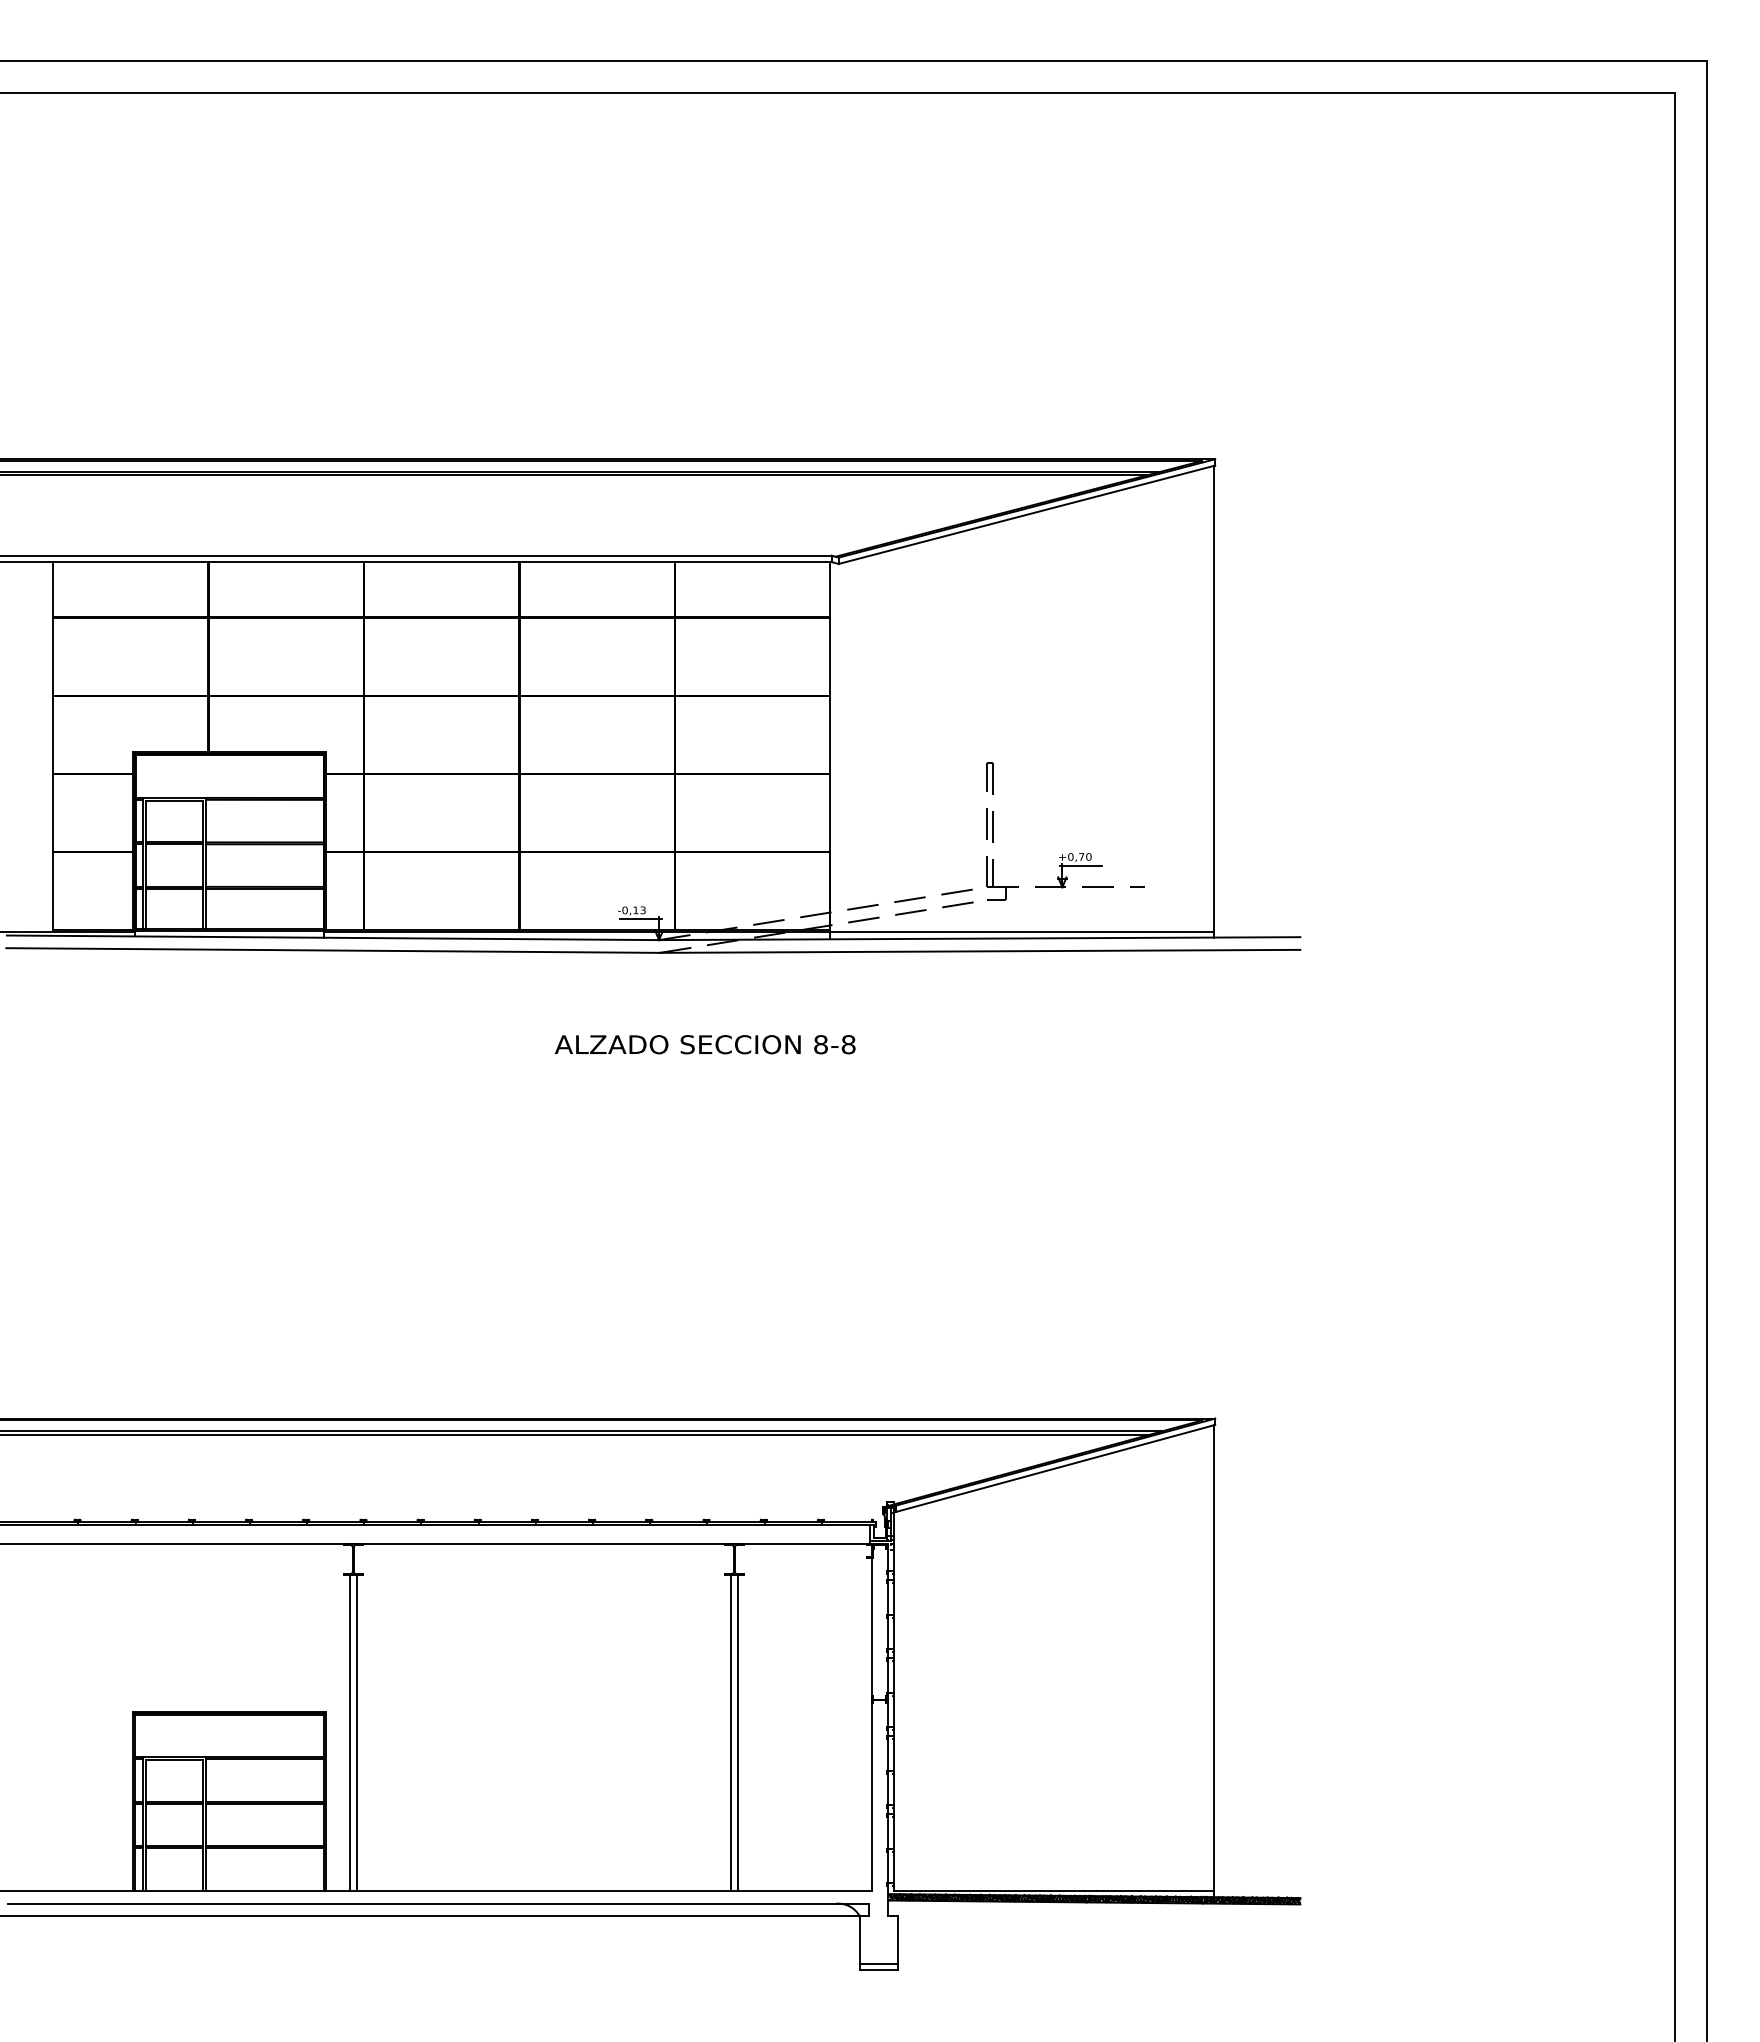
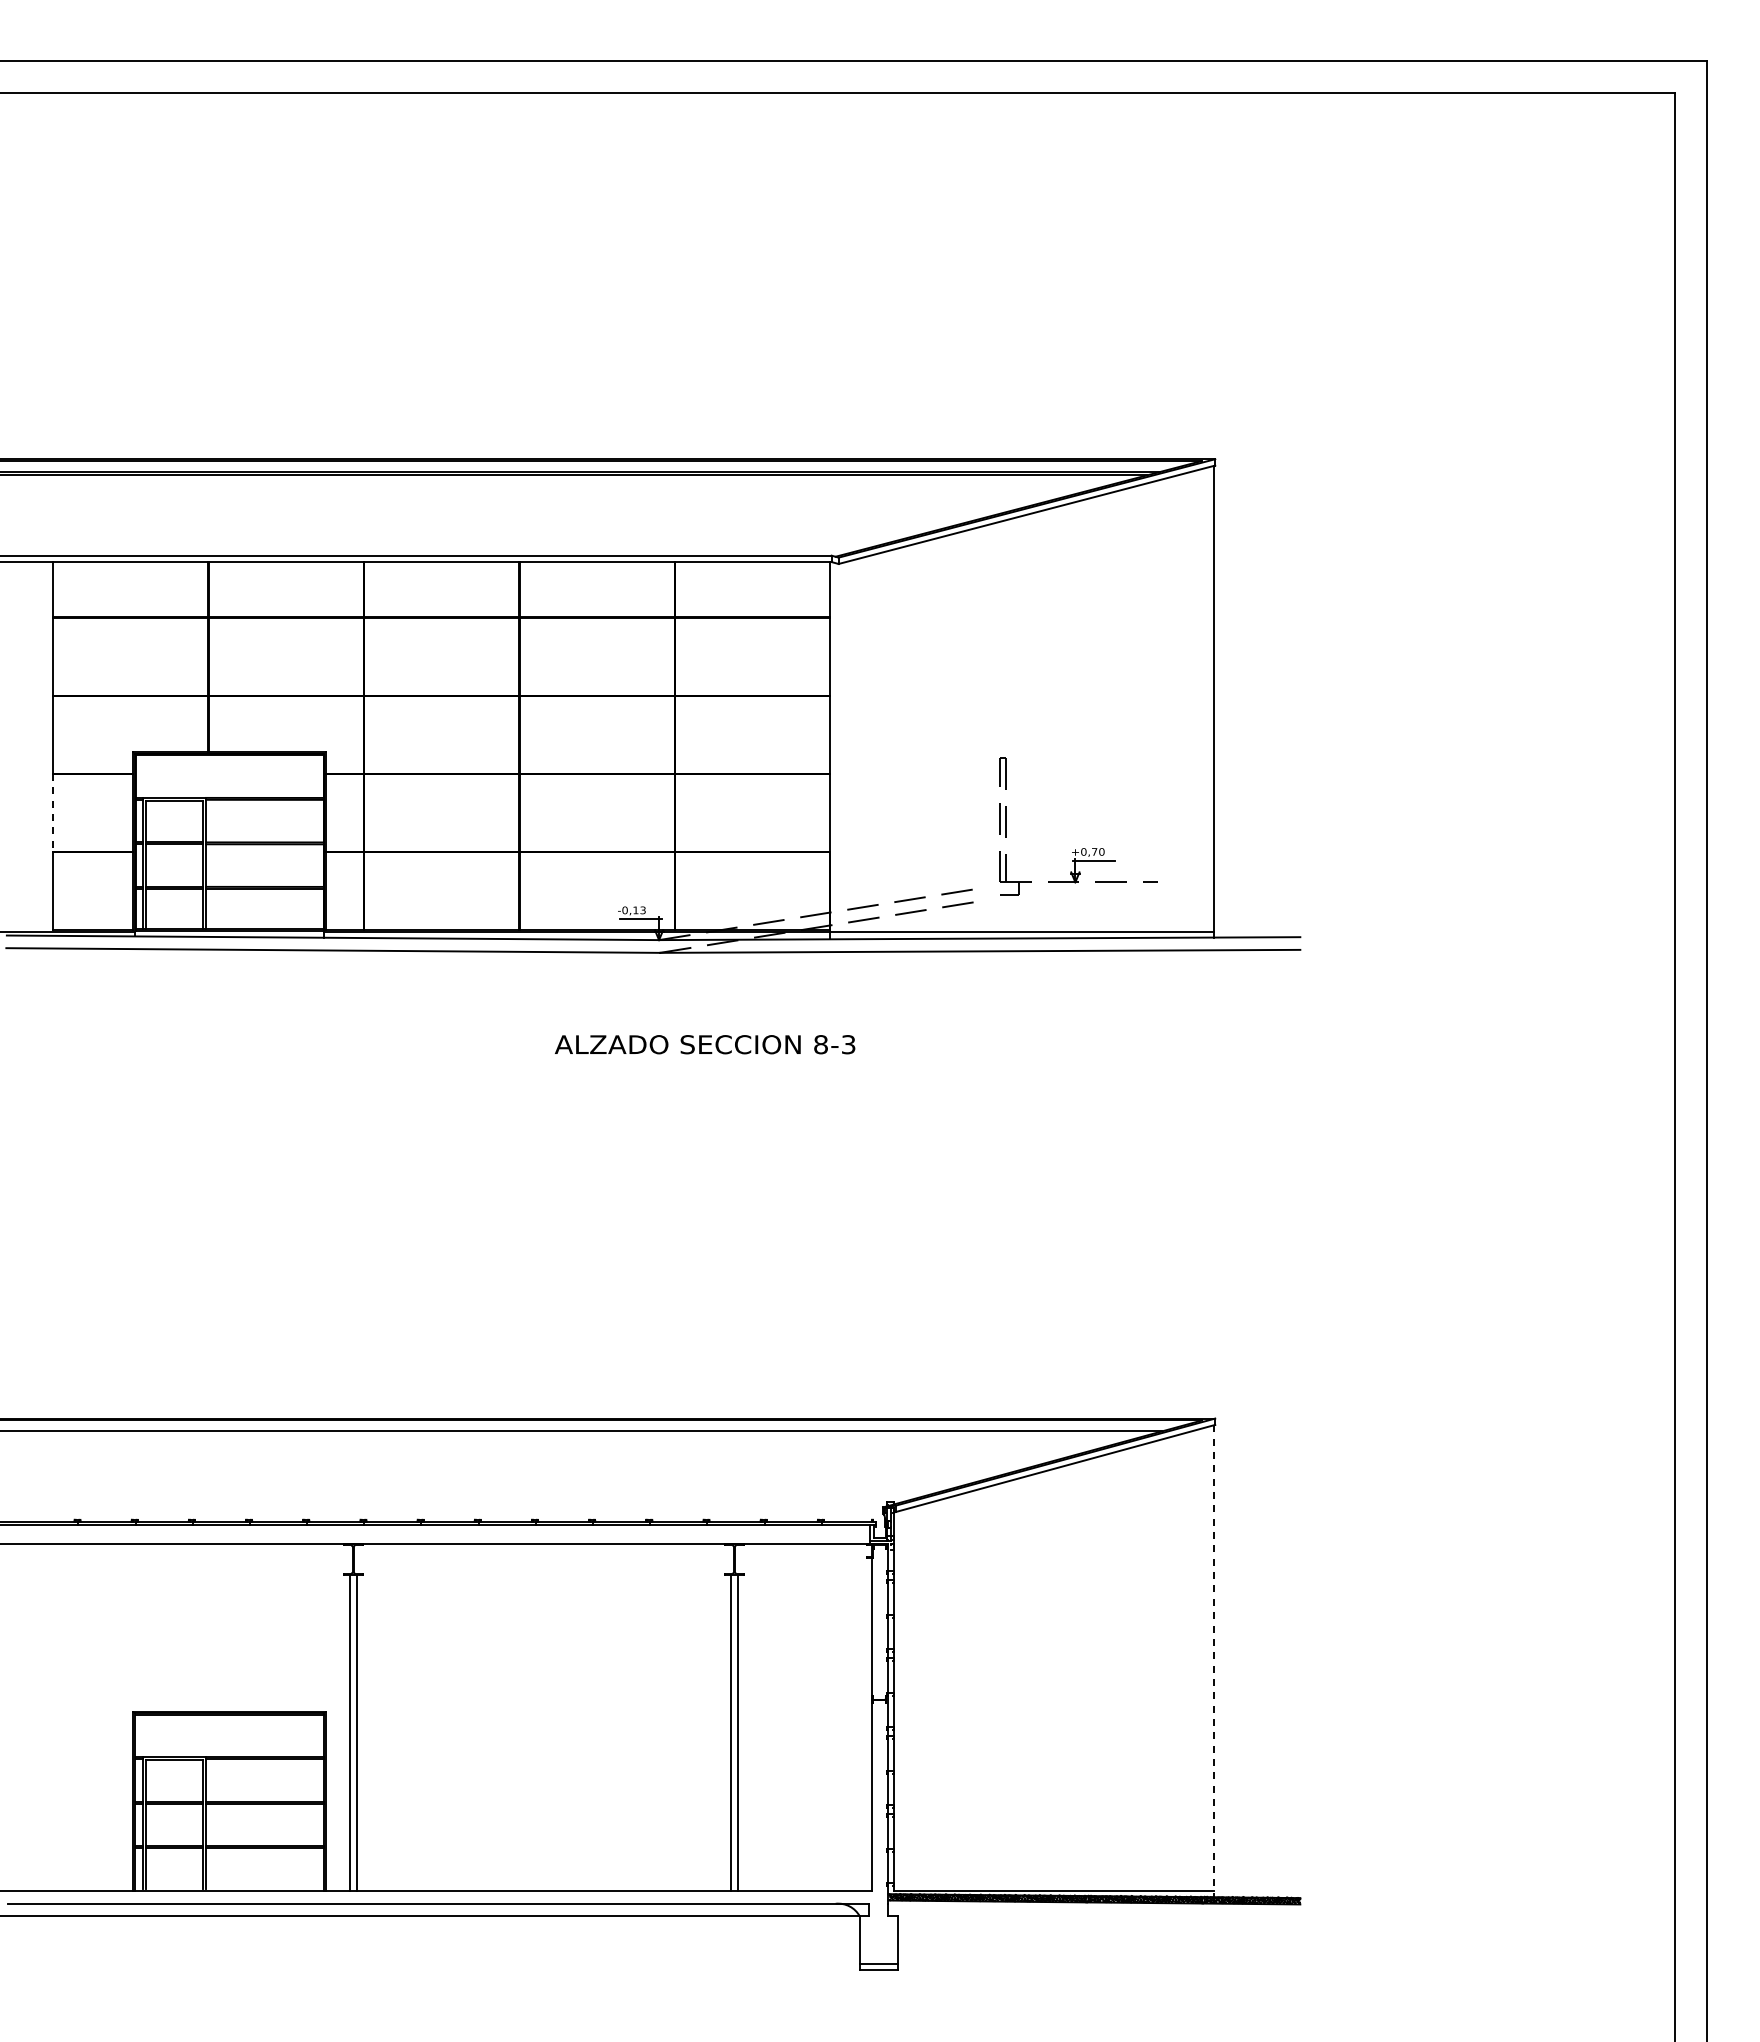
line: solid -> dashed (53, 812)
part position: (1069, 853) -> (1082, 848) (1082, 848)
text: 8-8 -> 8-3 (848, 1044)
line: present -> none (576, 1434)
line: solid -> dashed (1213, 1661)
